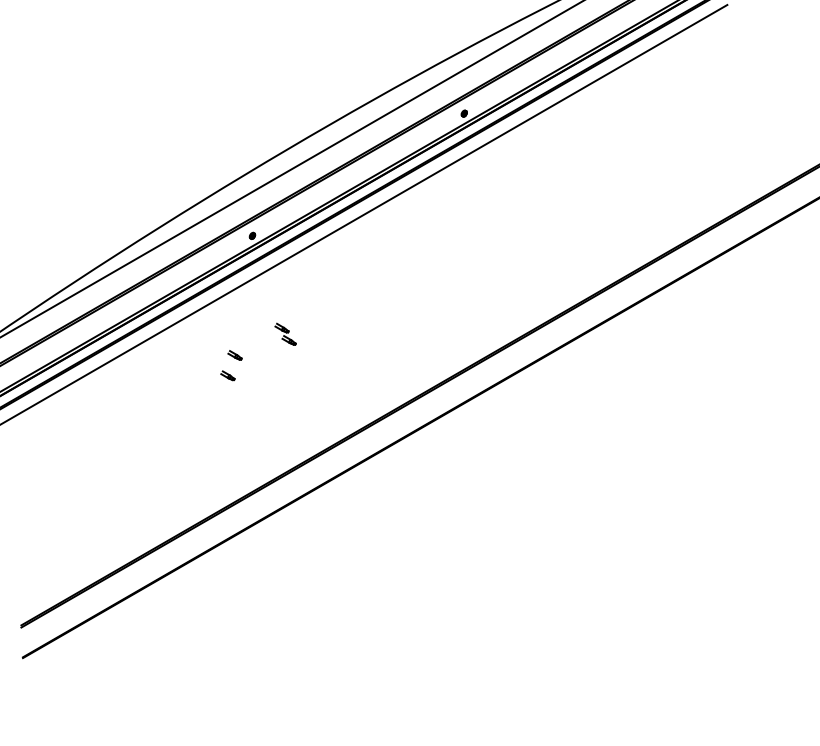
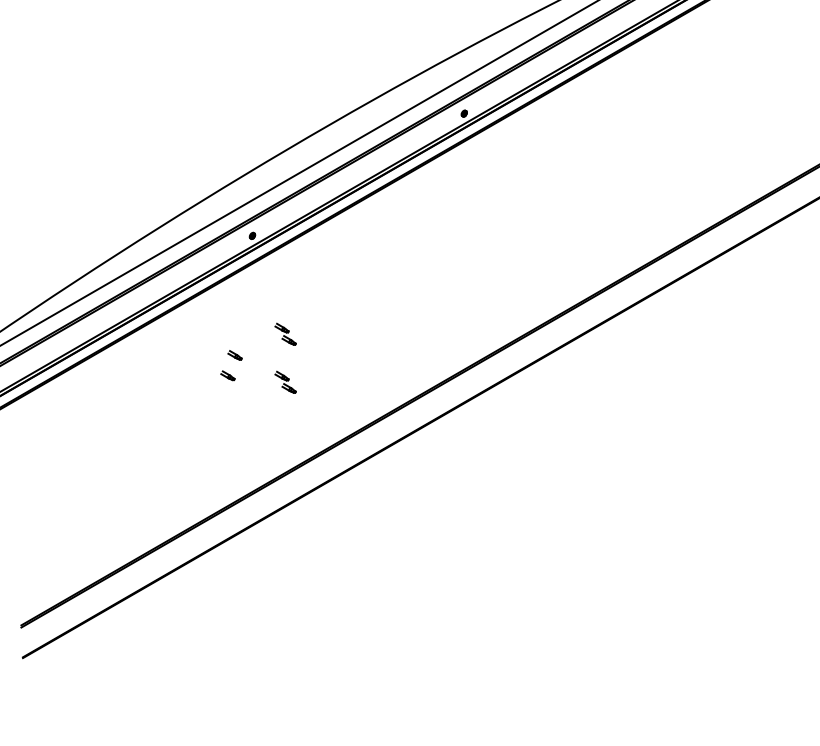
line position: (291, 169) -> (298, 173) (298, 173)
line: present -> none (364, 213)
part: none -> present (285, 381)
